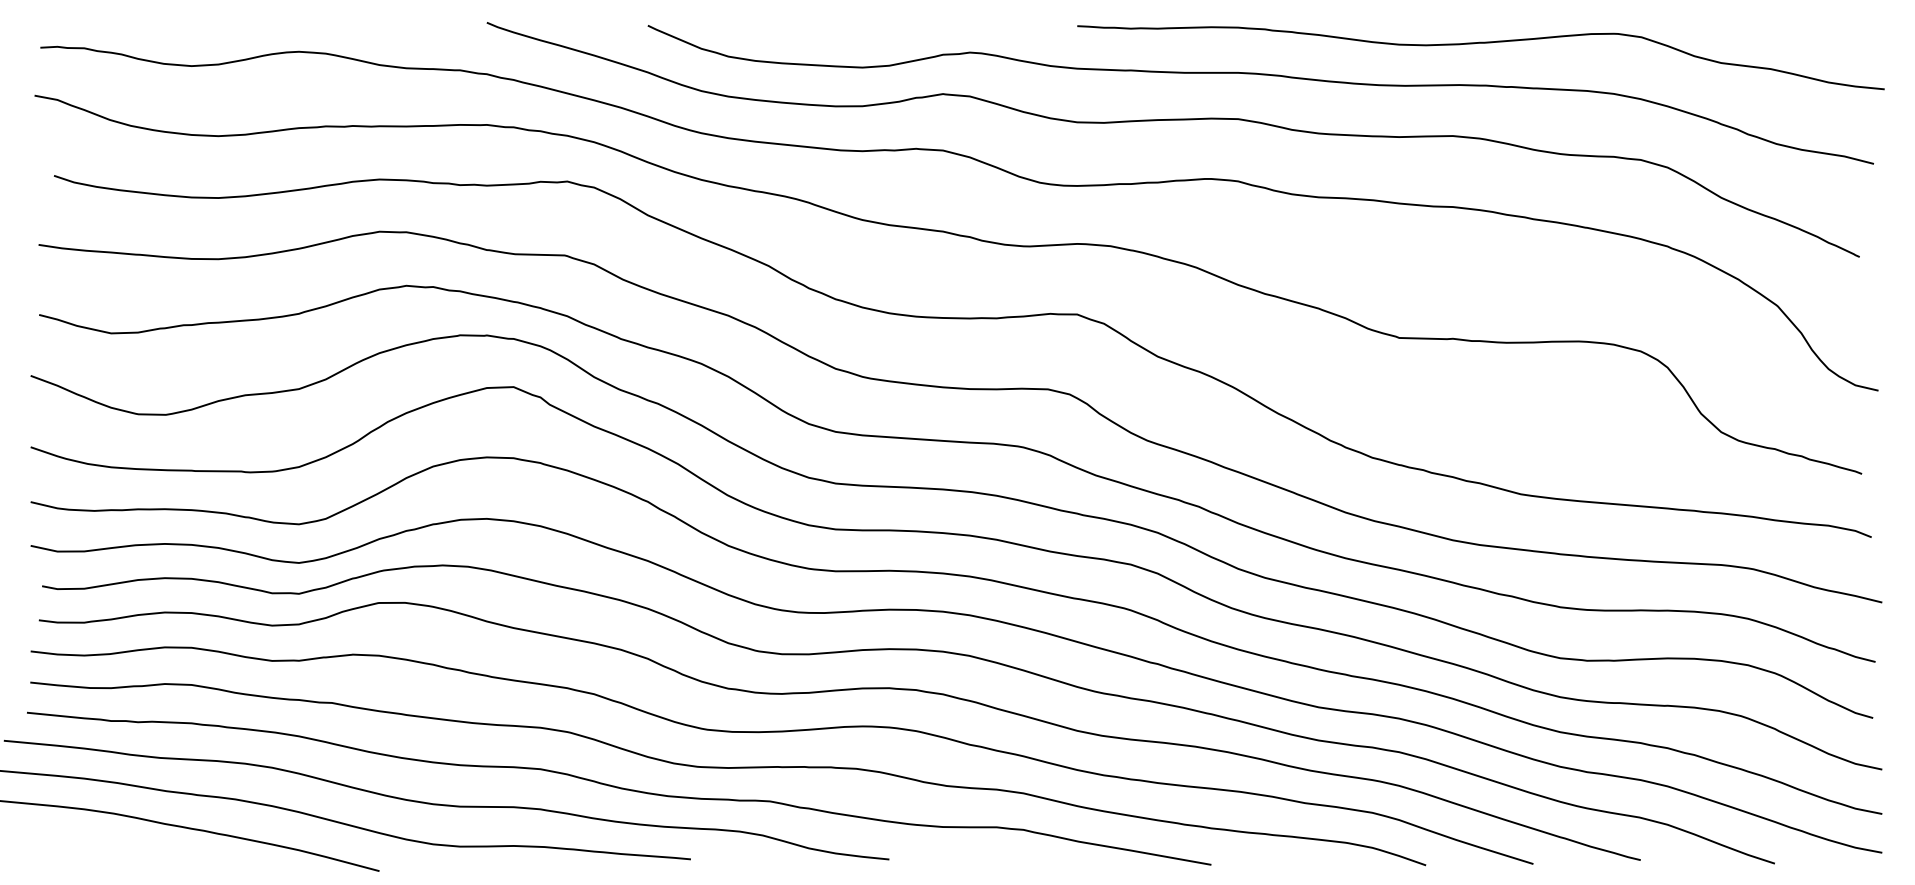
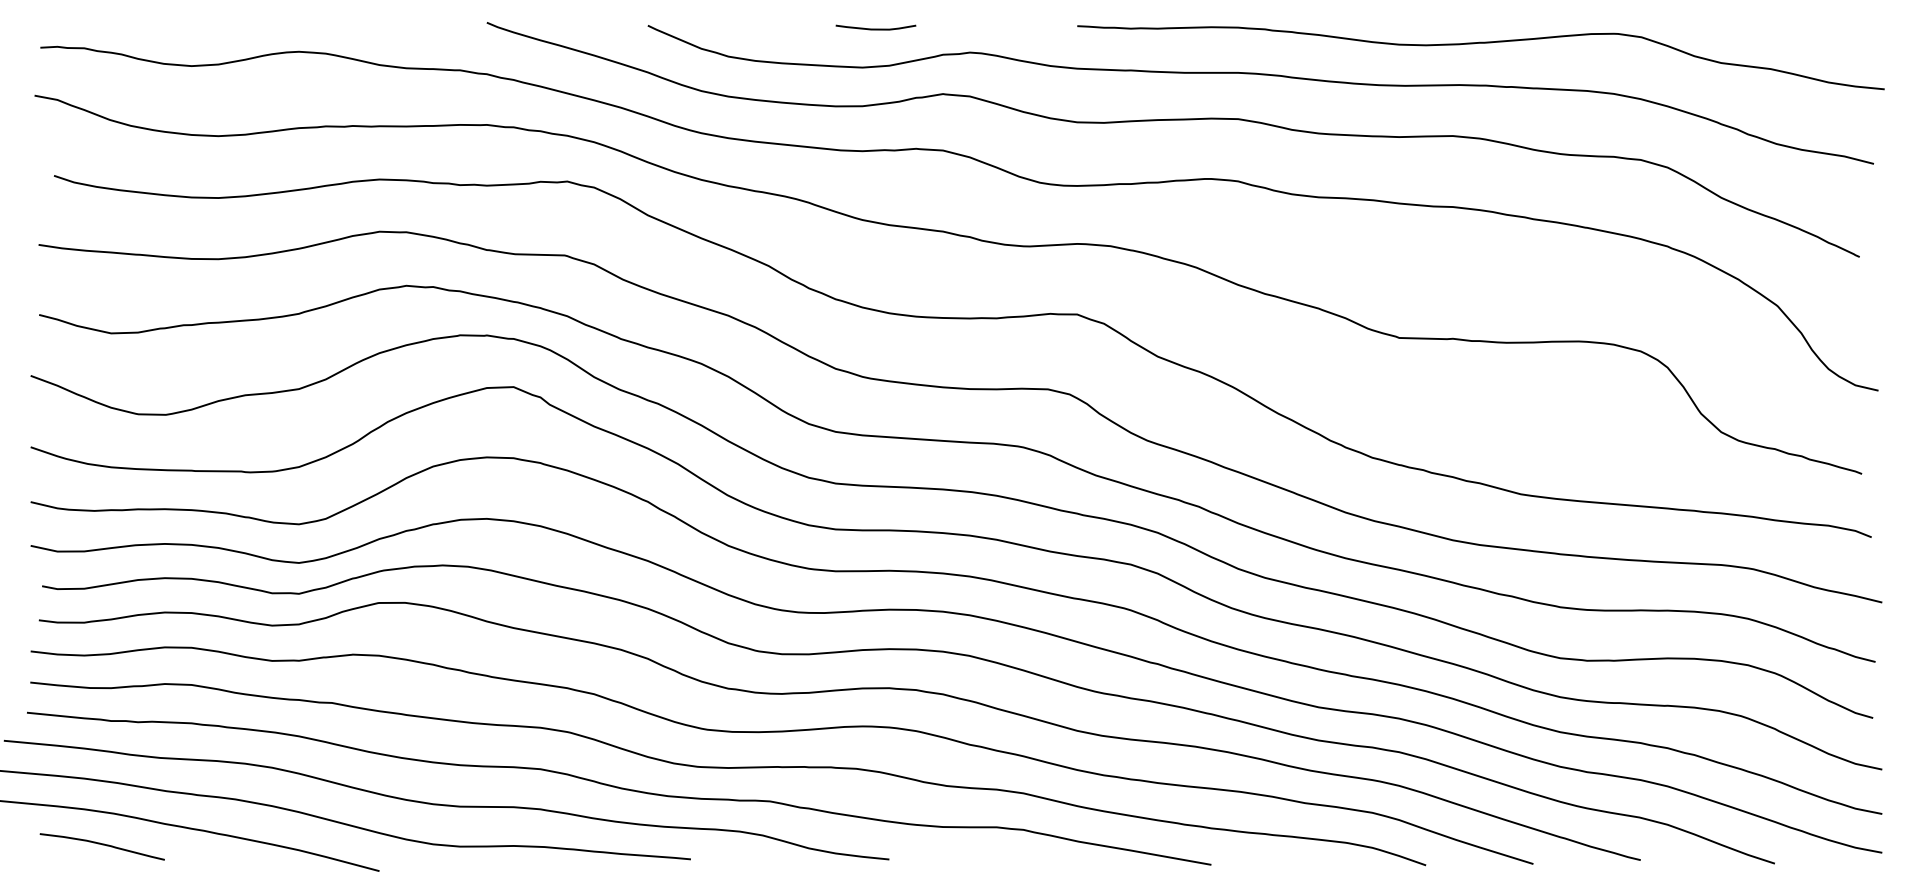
curve: none -> present (875, 28)
curve: none -> present (102, 845)
